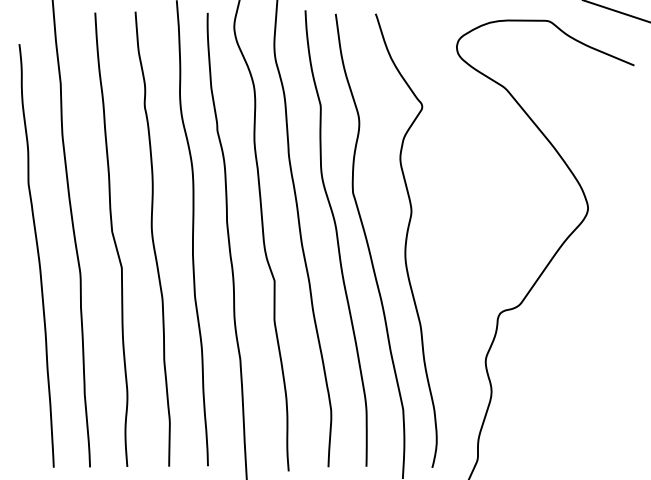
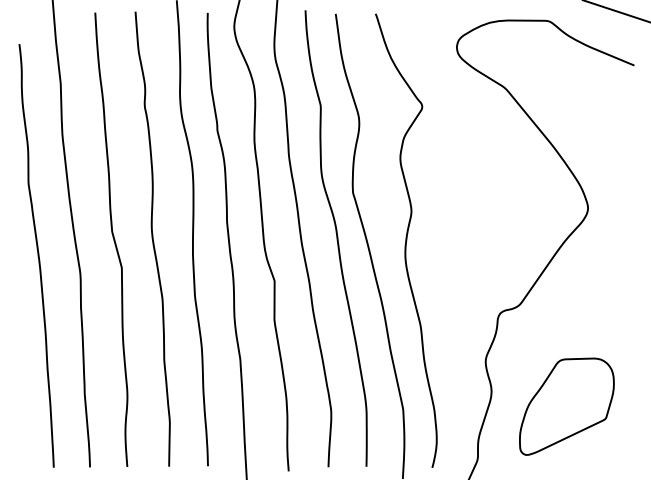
part: none -> present (566, 406)
